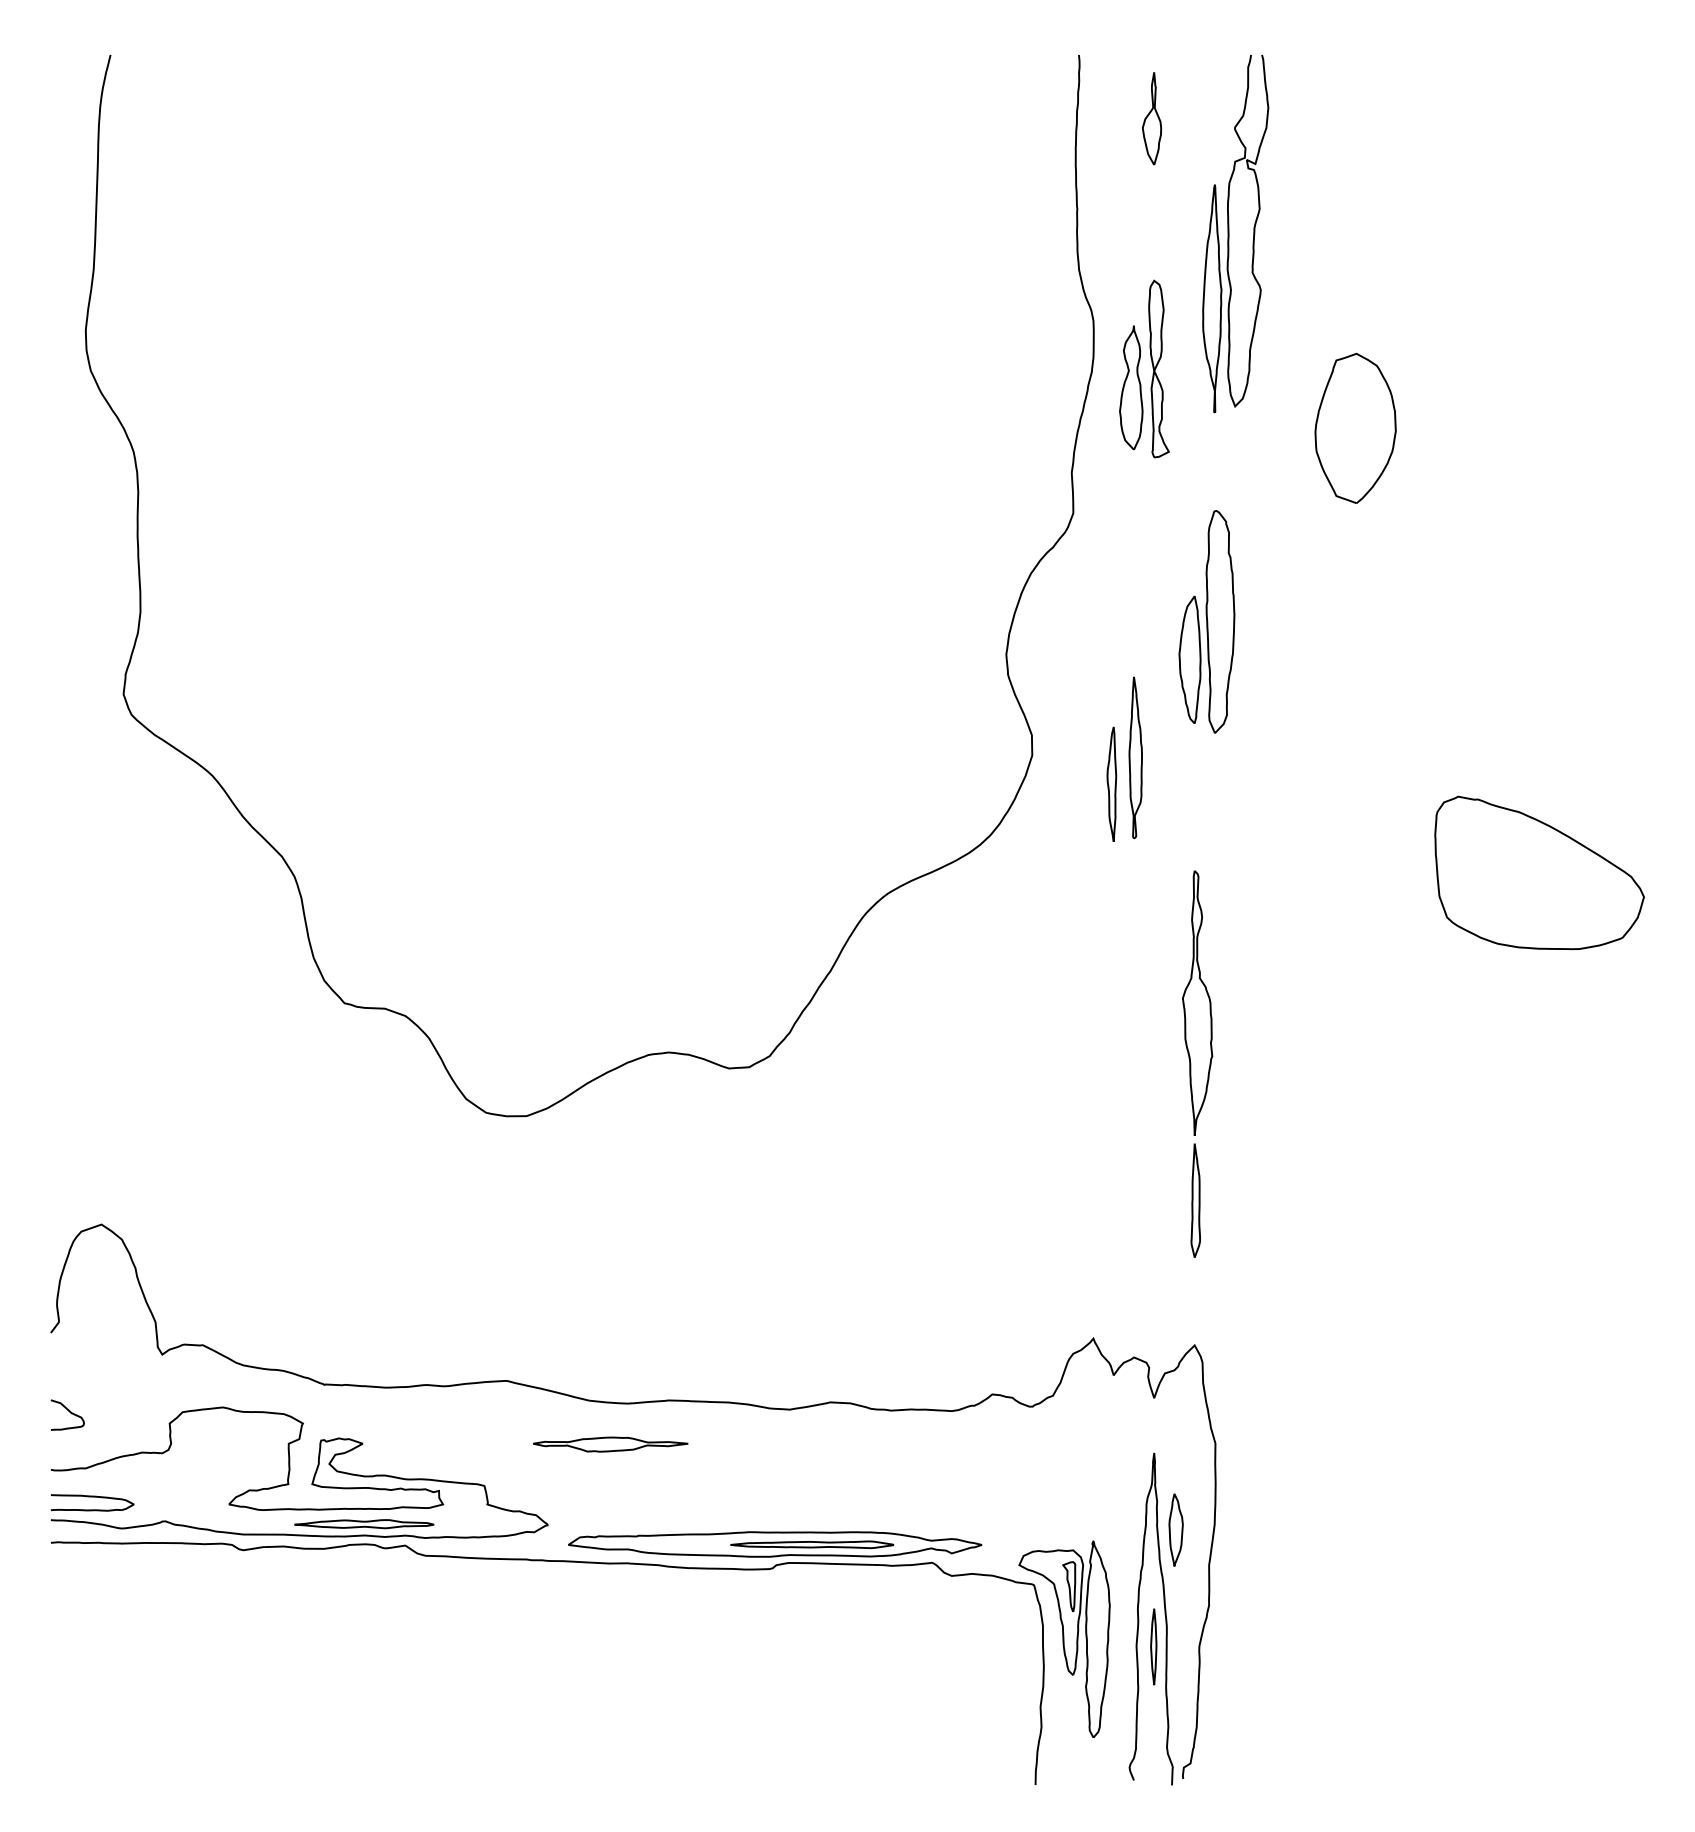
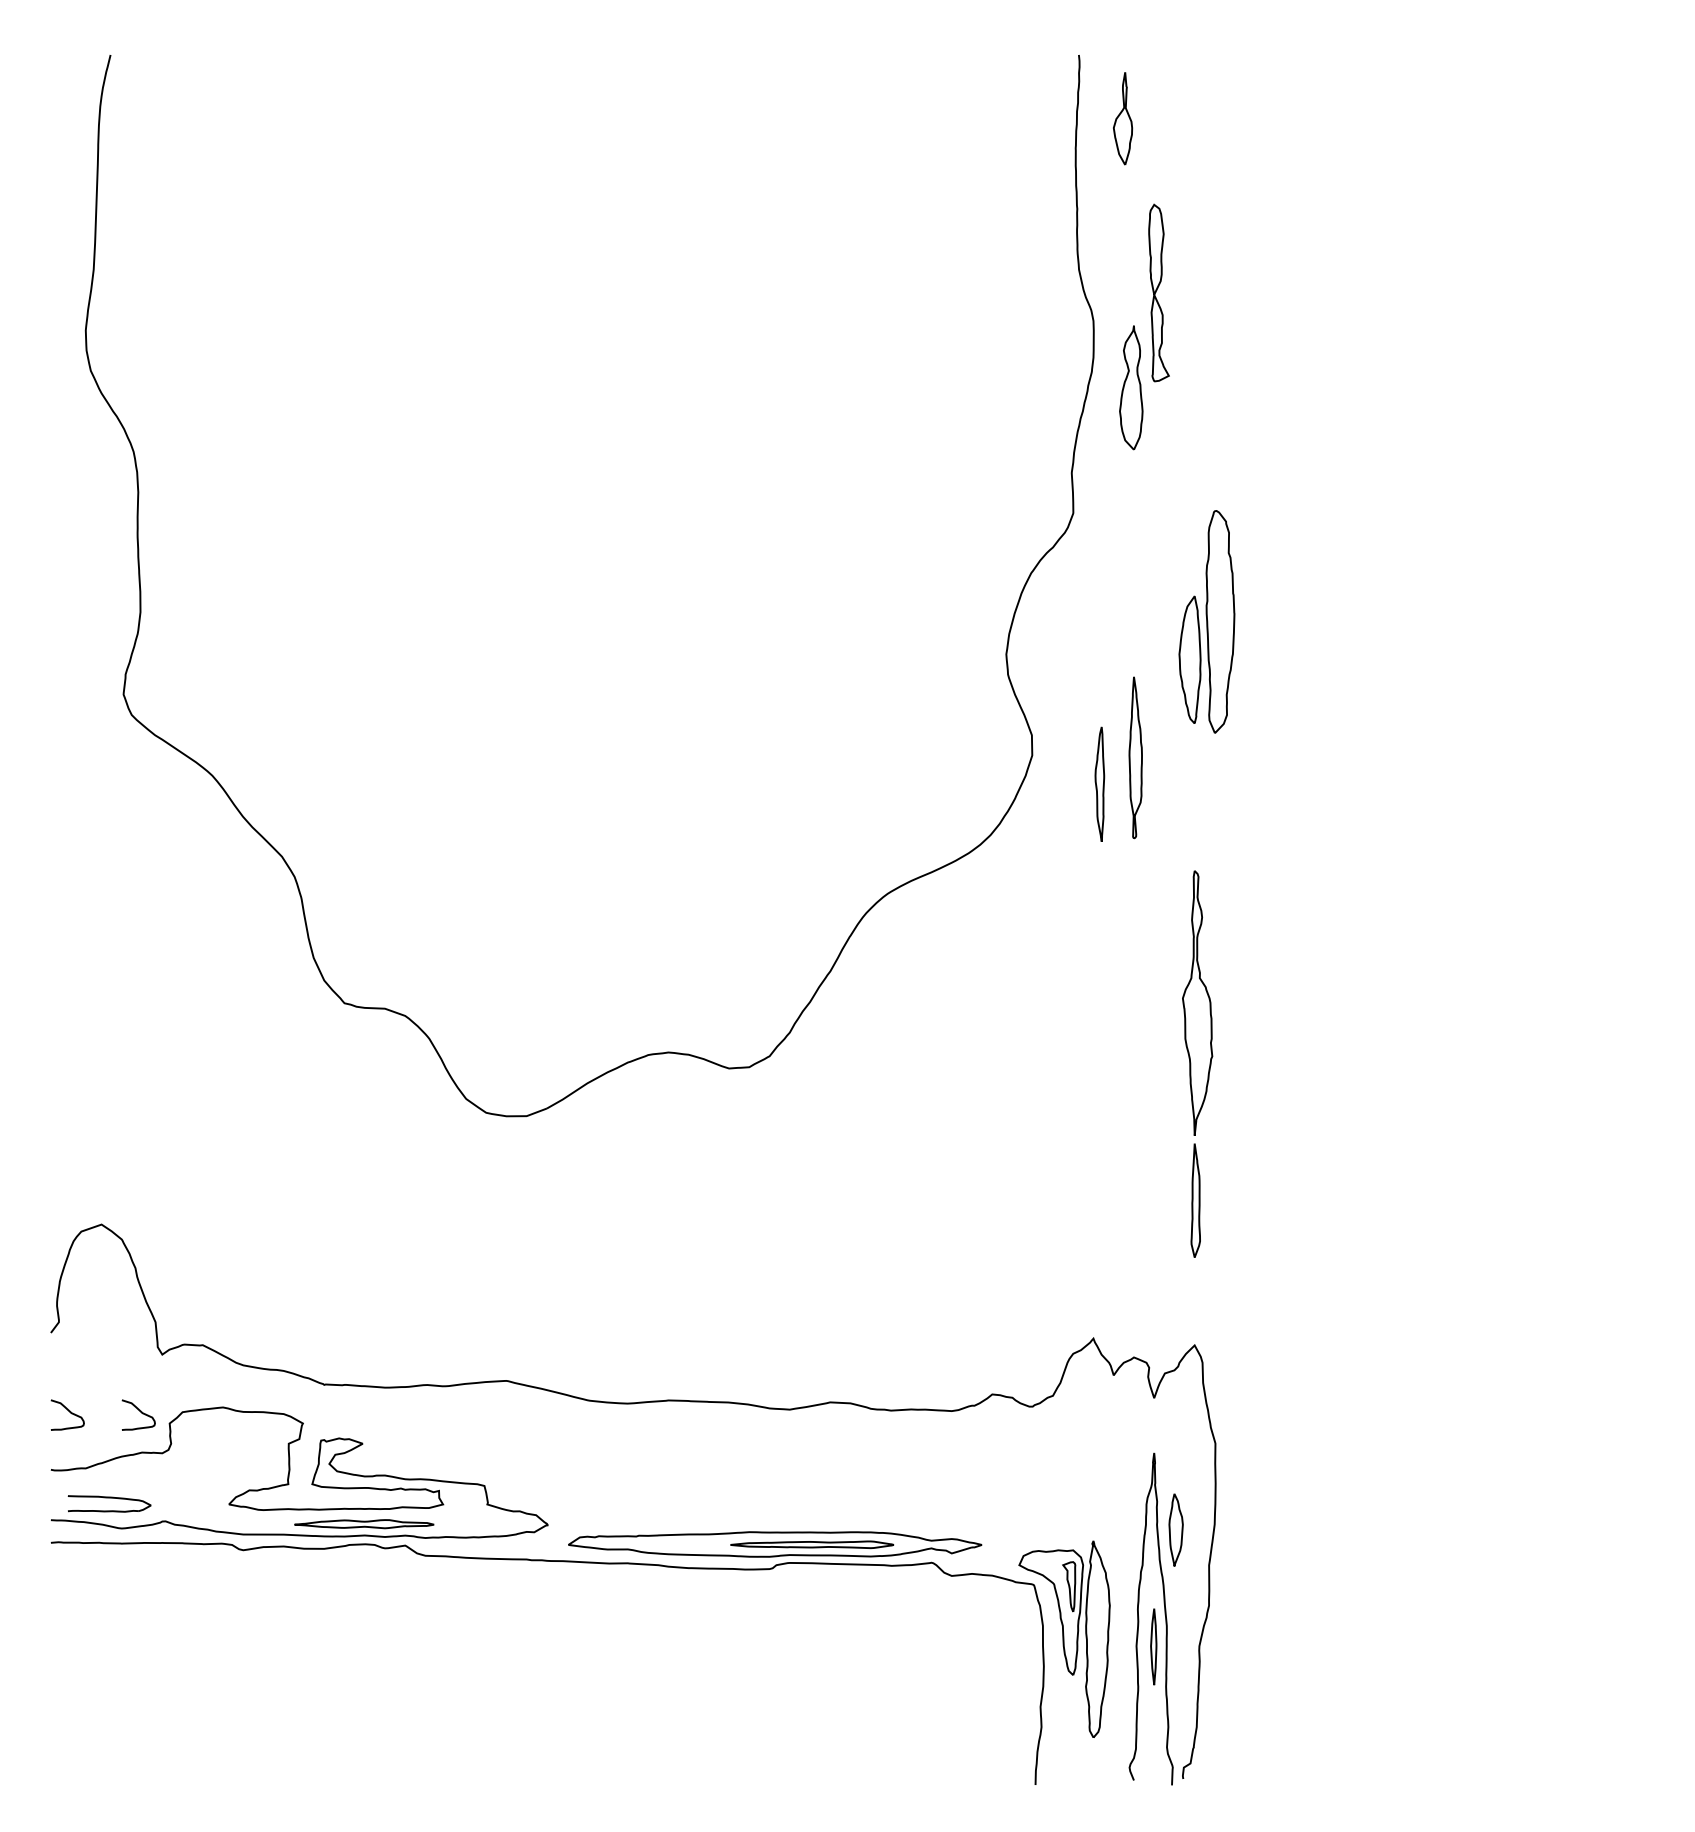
part position: (1152, 118) -> (1123, 118) (1123, 118)
part: present -> none (1235, 233)
part position: (1158, 368) -> (1158, 292) (1158, 292)
part: present -> none (1355, 427)
part position: (1111, 783) -> (1099, 783) (1099, 783)
part: present -> none (1539, 872)
curve: none -> present (140, 1412)
part: present -> none (610, 1444)
part position: (92, 1502) -> (109, 1503) (109, 1503)
